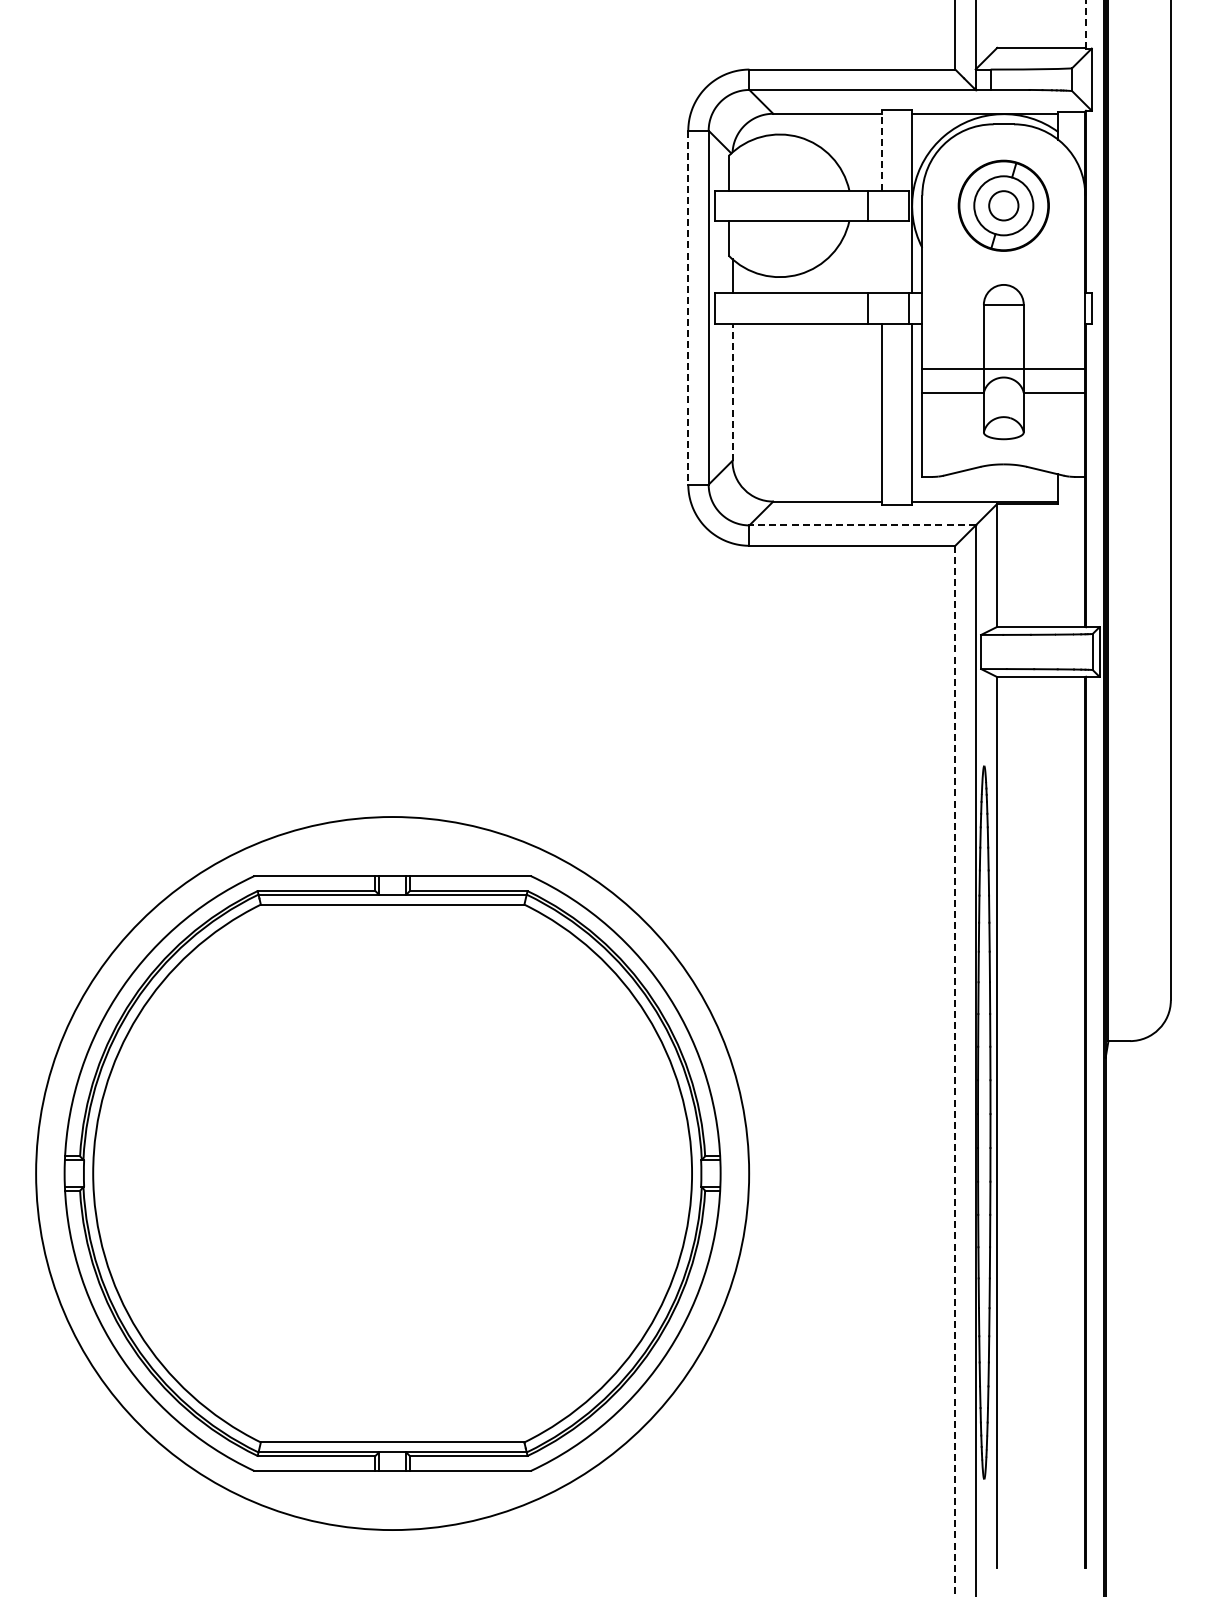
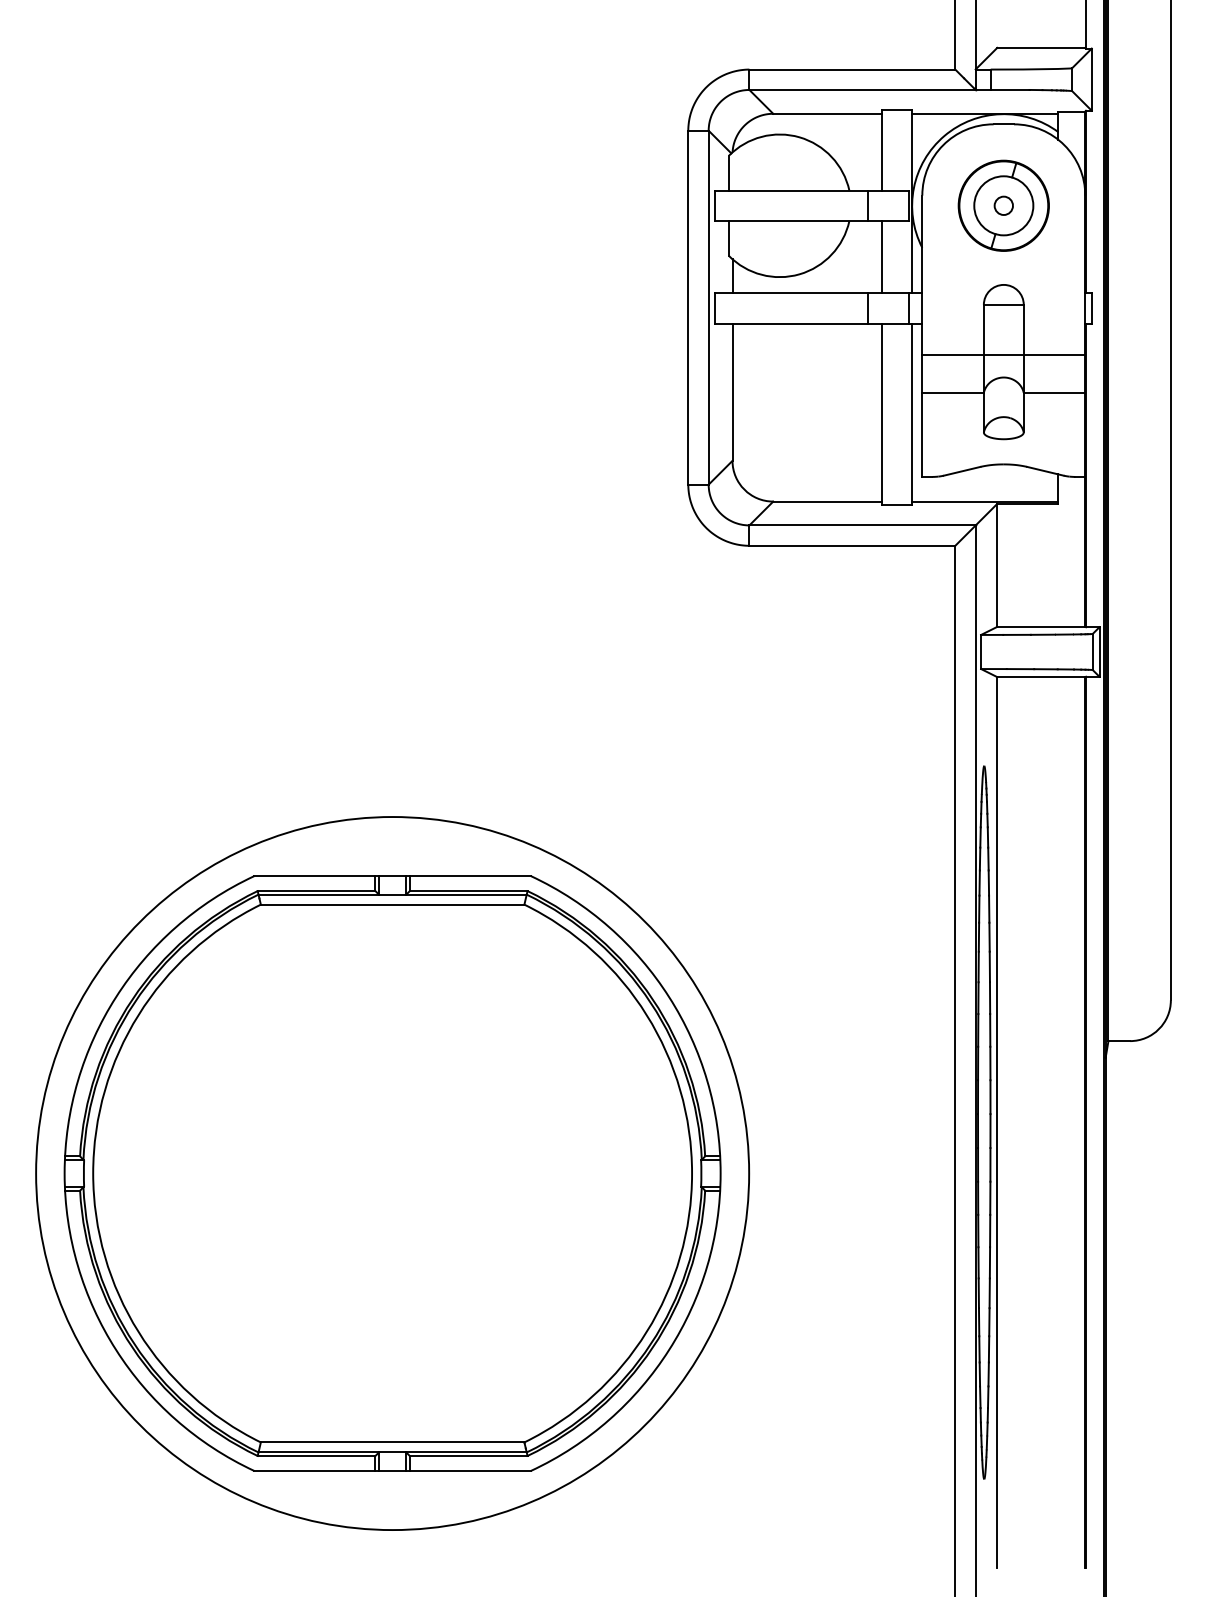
line: dashed -> solid (1086, 24)
line: dashed -> solid (881, 149)
circle diameter: 29 px -> 18 px (1003, 205)
line: none -> present (881, 257)
line: dashed -> solid (688, 307)
line position: (1003, 368) -> (1003, 354) (1003, 354)
line: dashed -> solid (732, 391)
line: dashed -> solid (862, 525)
line: dashed -> solid (955, 1071)
